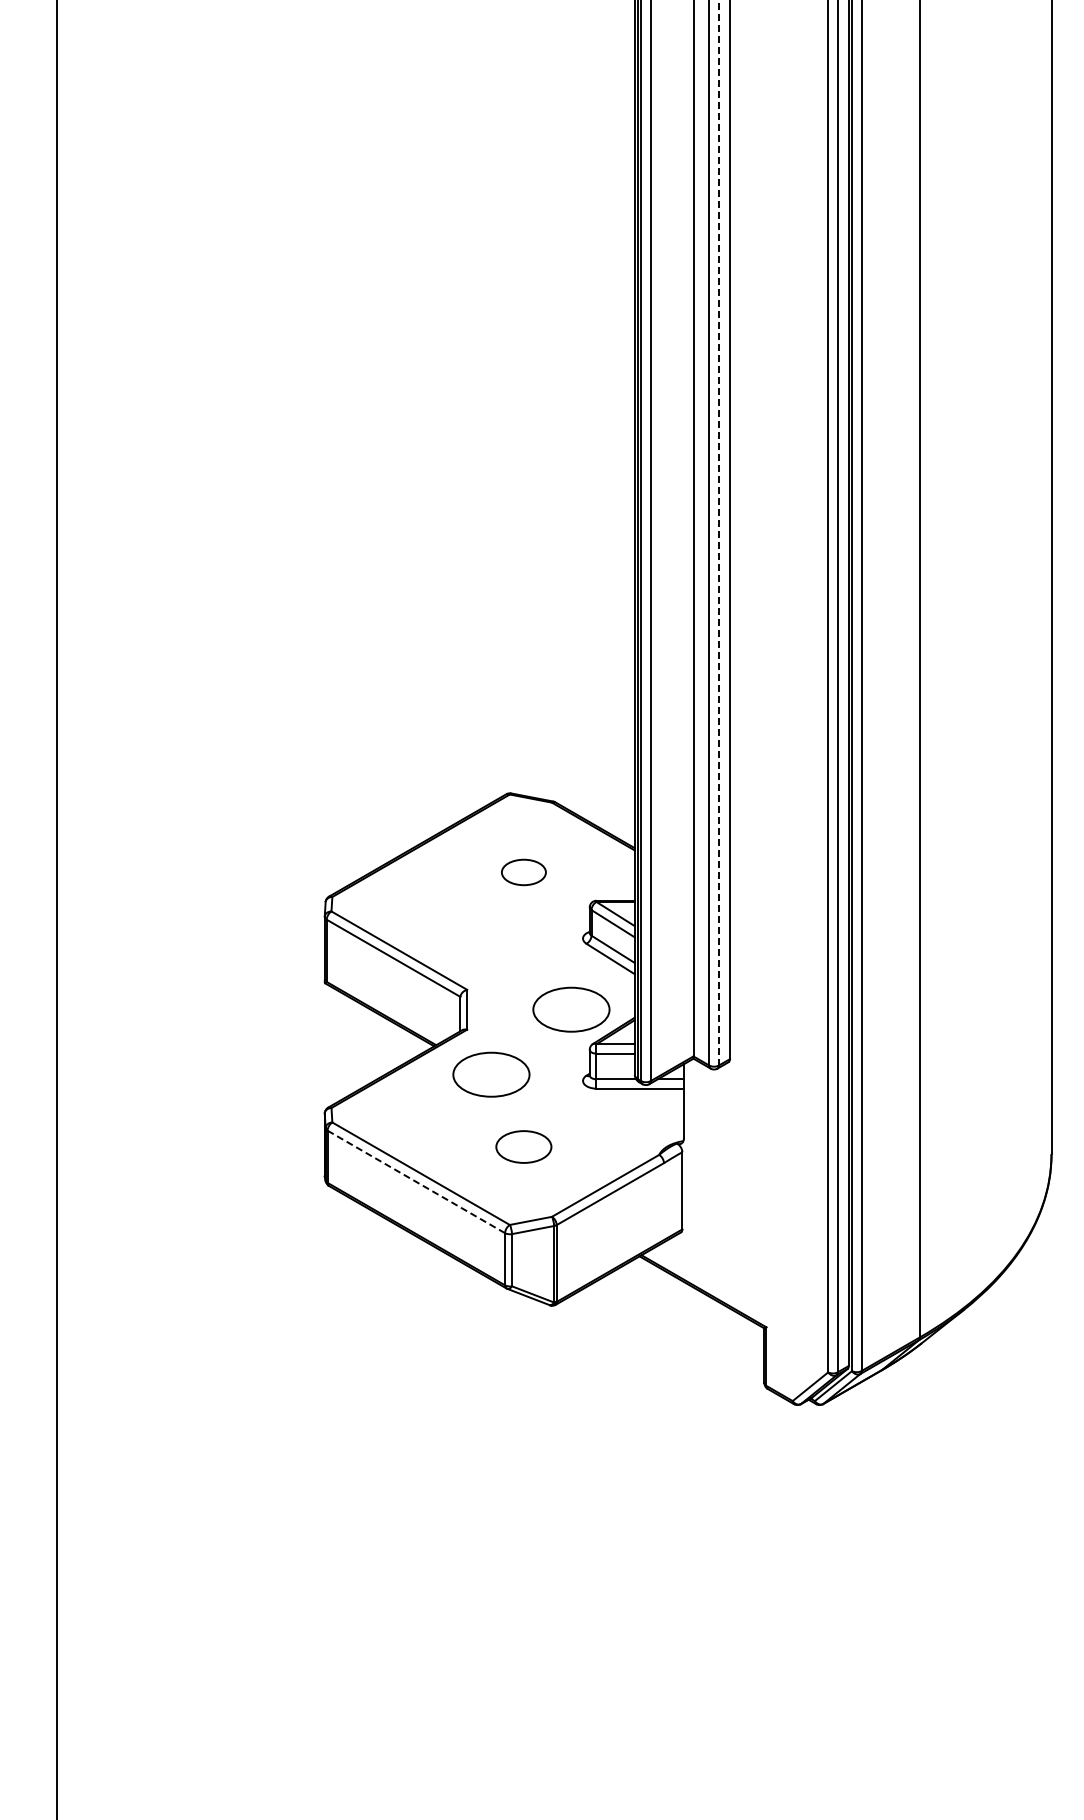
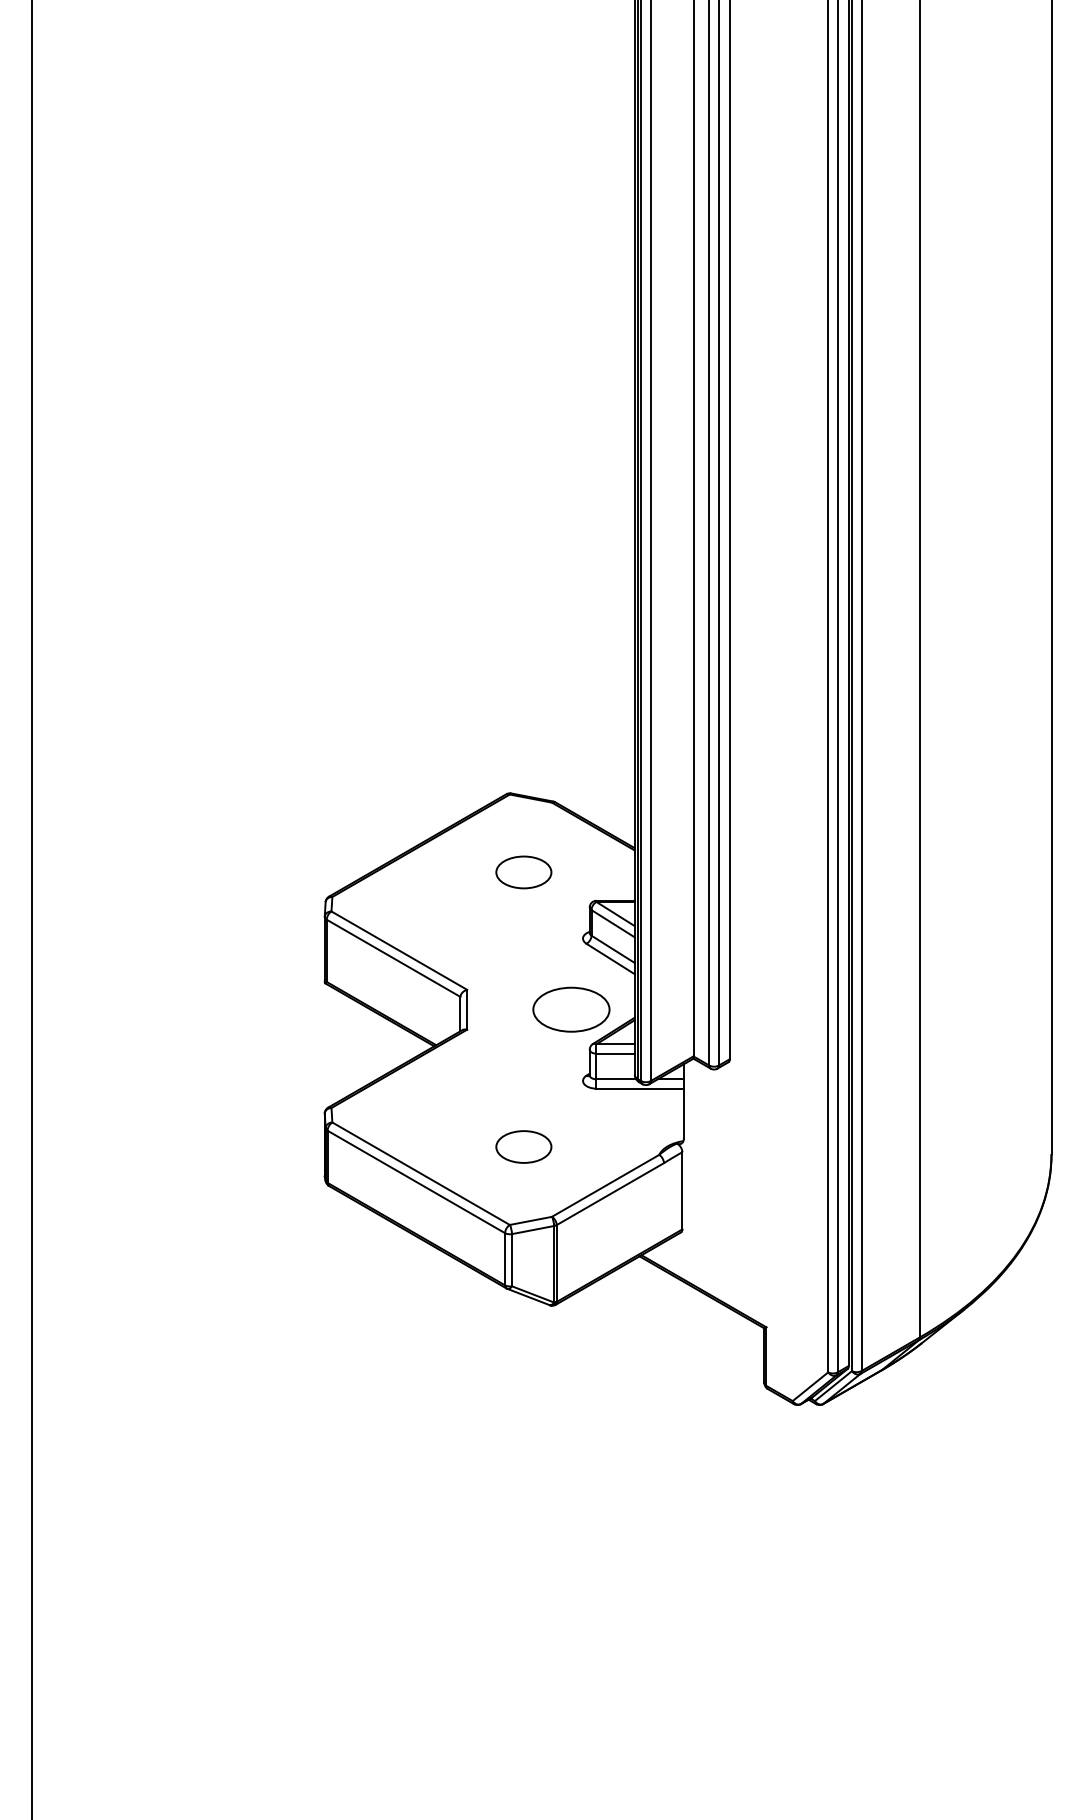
line: dashed -> solid (718, 532)
part size: 46x29 px -> 58x35 px (523, 872)
line position: (57, 909) -> (32, 909) (32, 909)
part: present -> none (491, 1074)
line: dashed -> solid (416, 1182)
